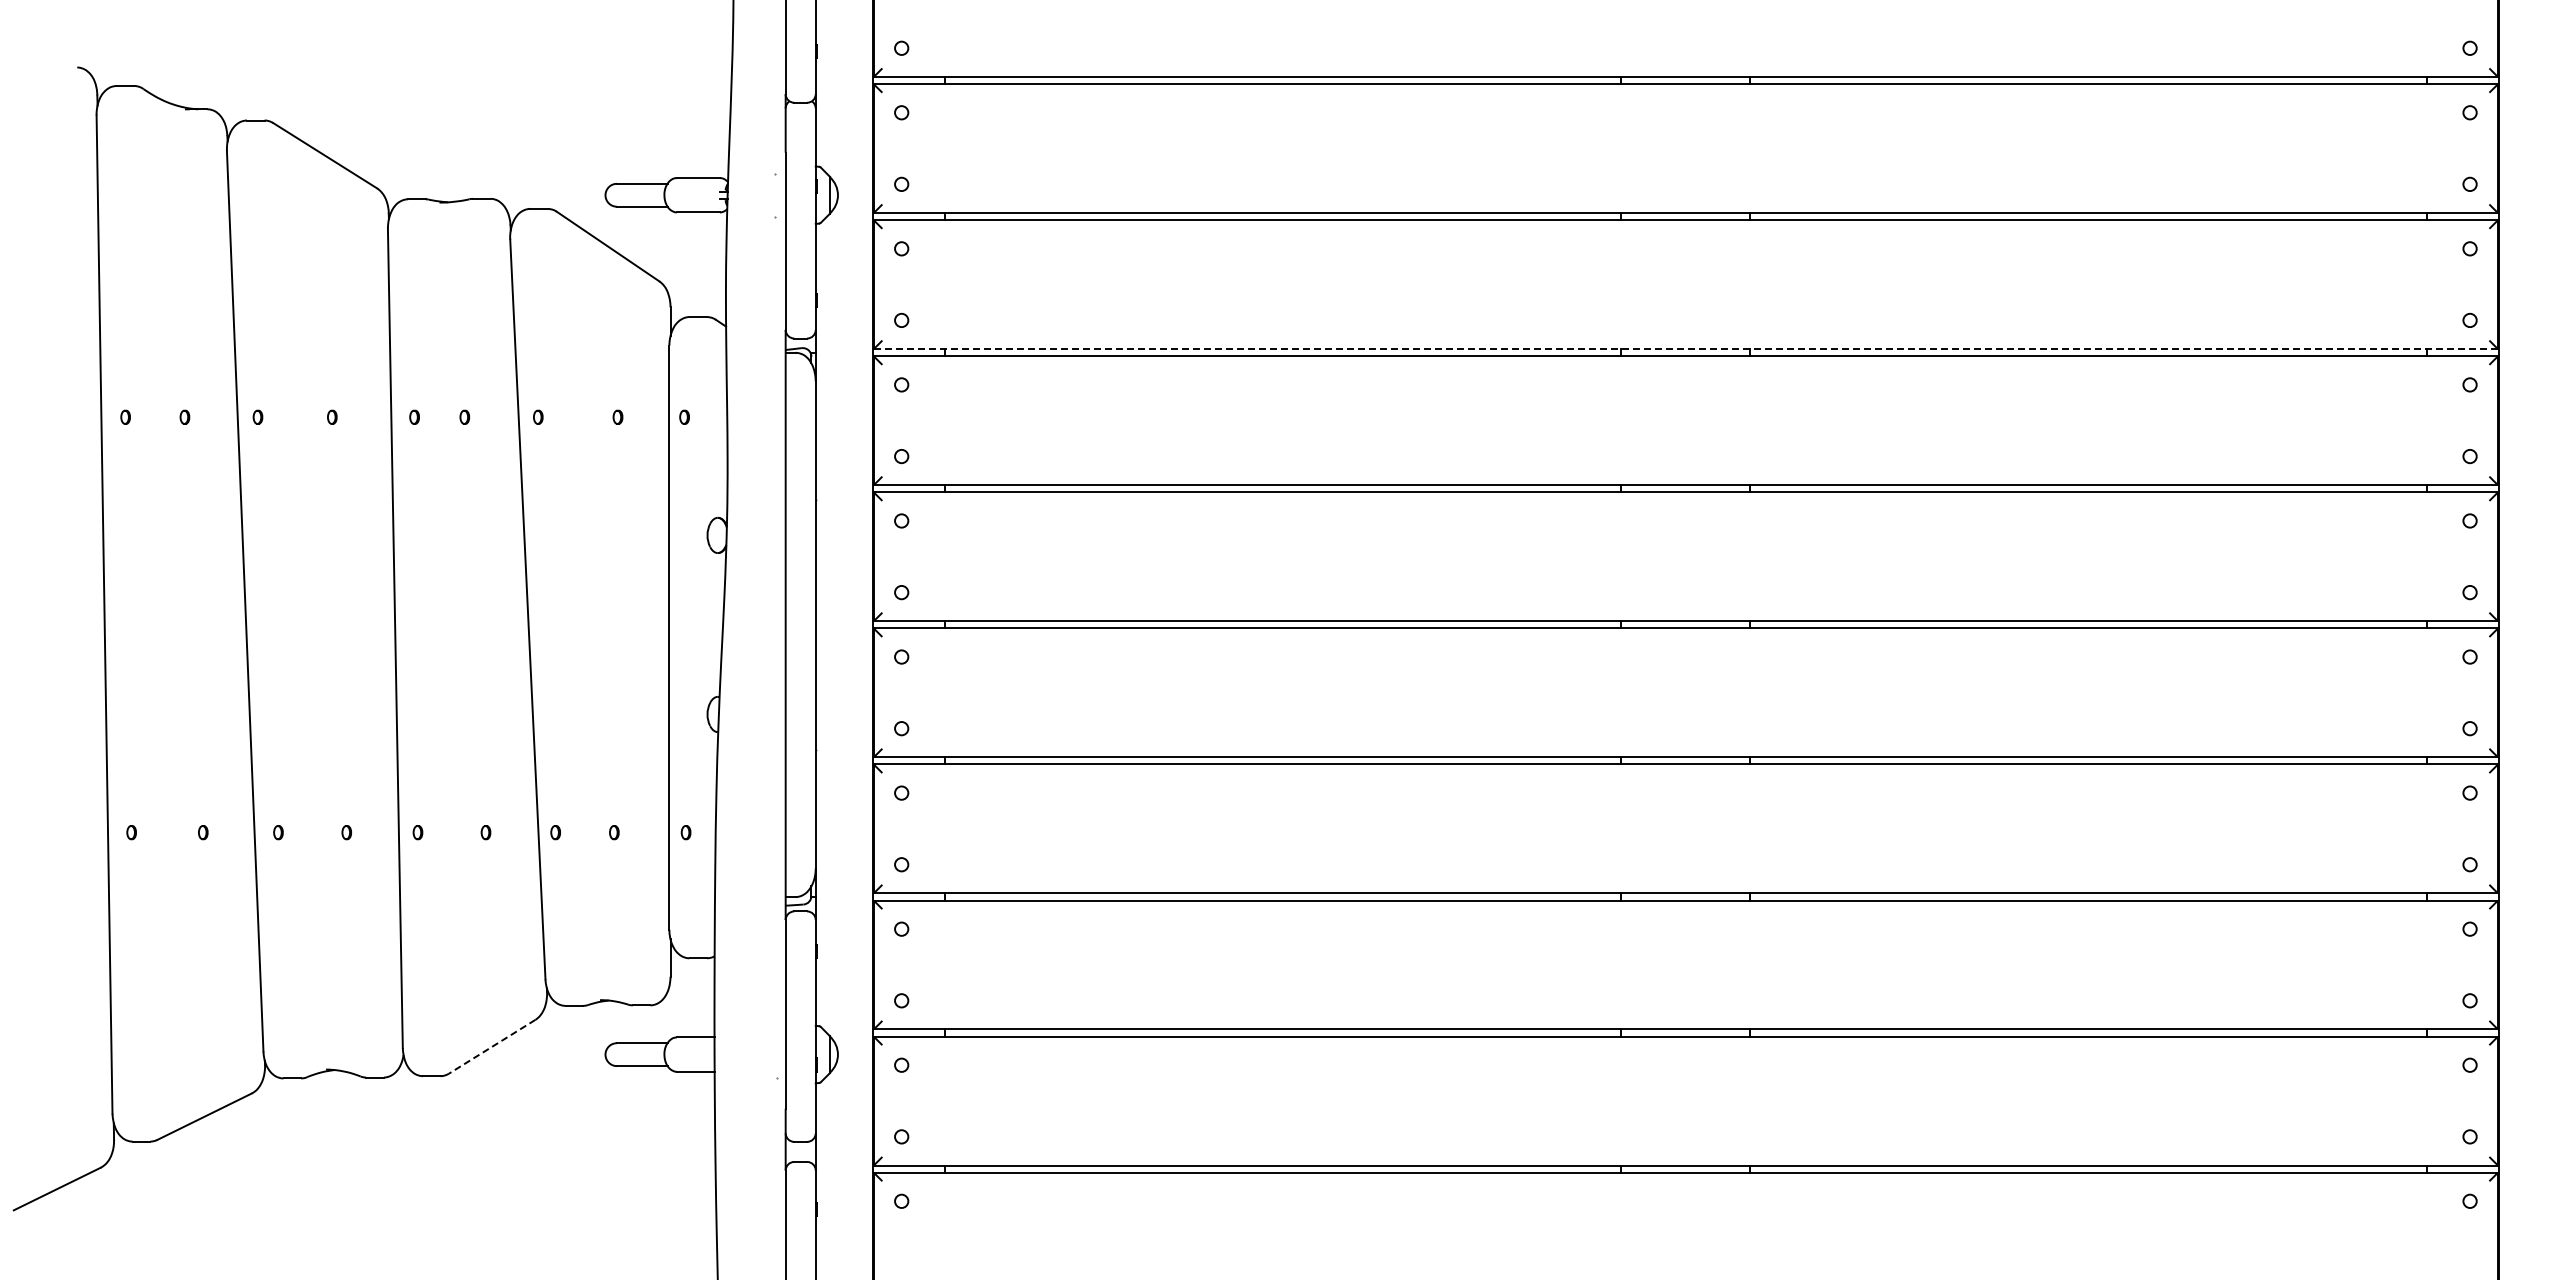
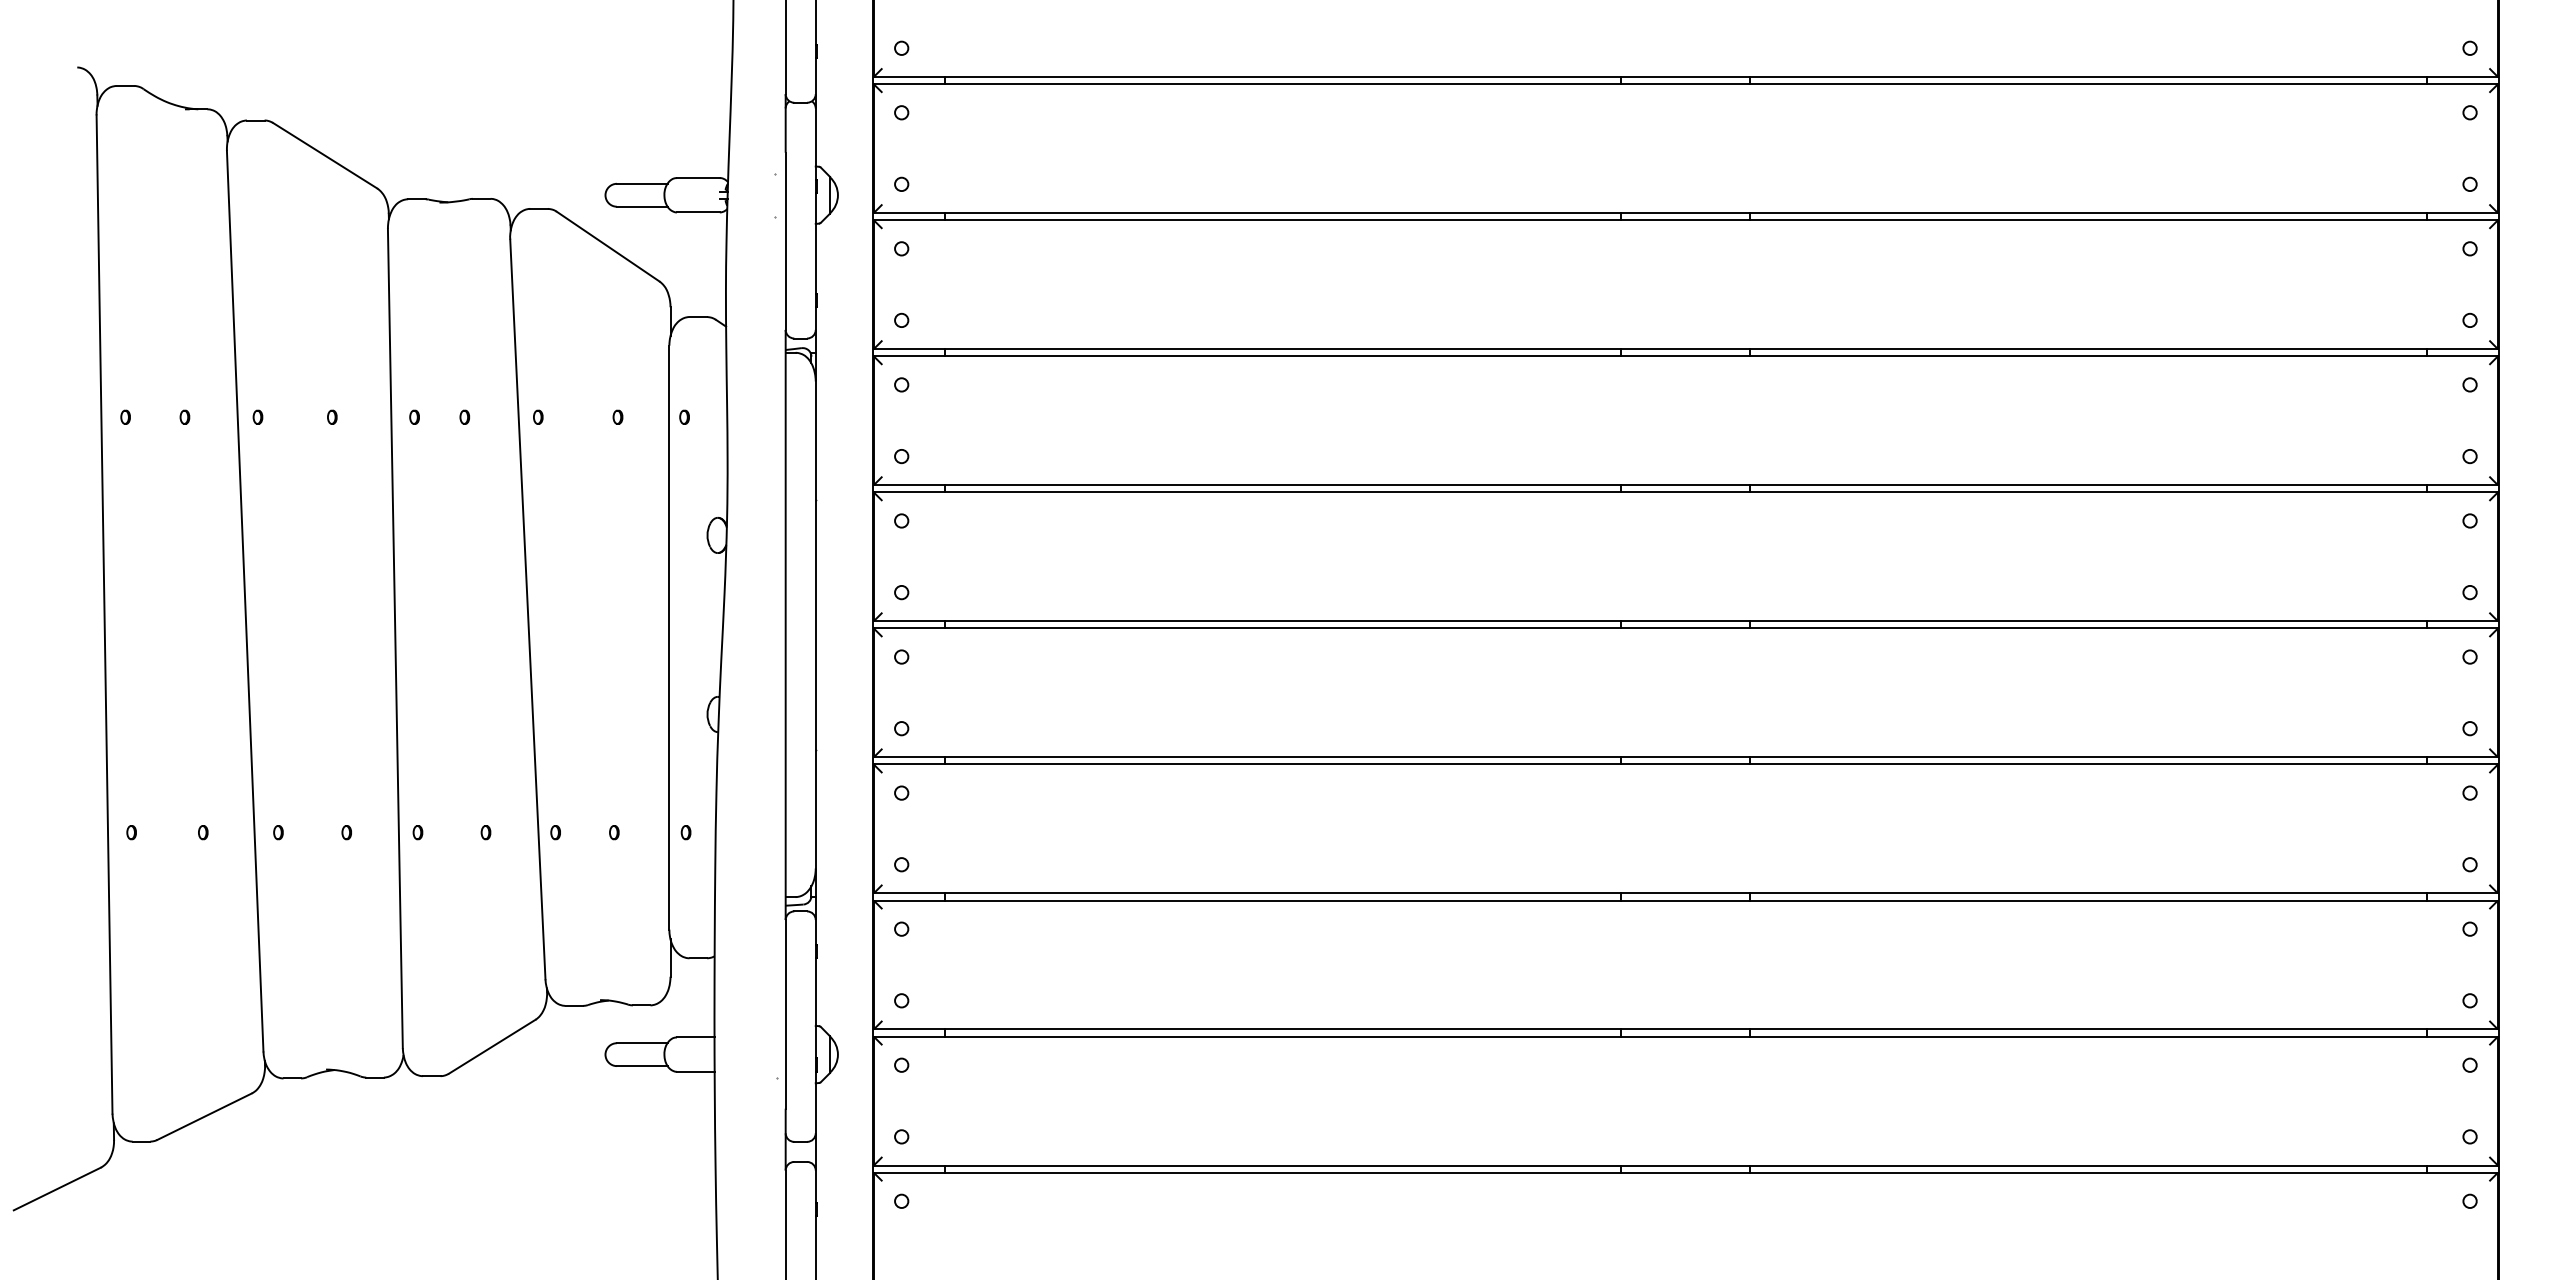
line: dashed -> solid (1685, 349)
line: dashed -> solid (492, 1046)
